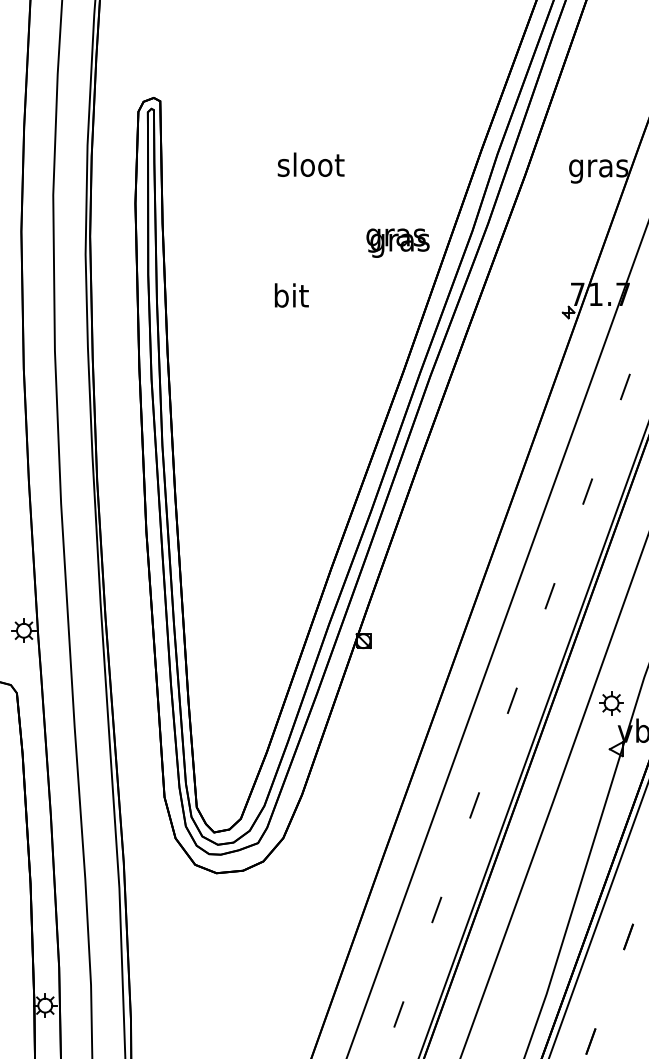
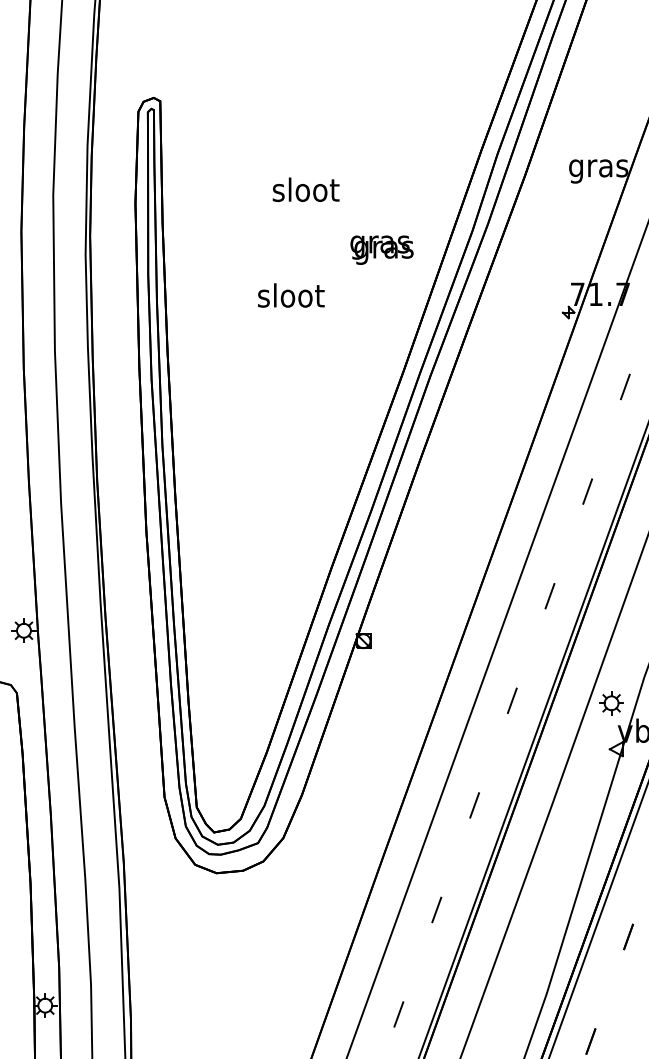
text position: (310, 164) -> (305, 189) (305, 189)
text position: (397, 242) -> (381, 249) (381, 249)
text: bit -> sloot (291, 295)
